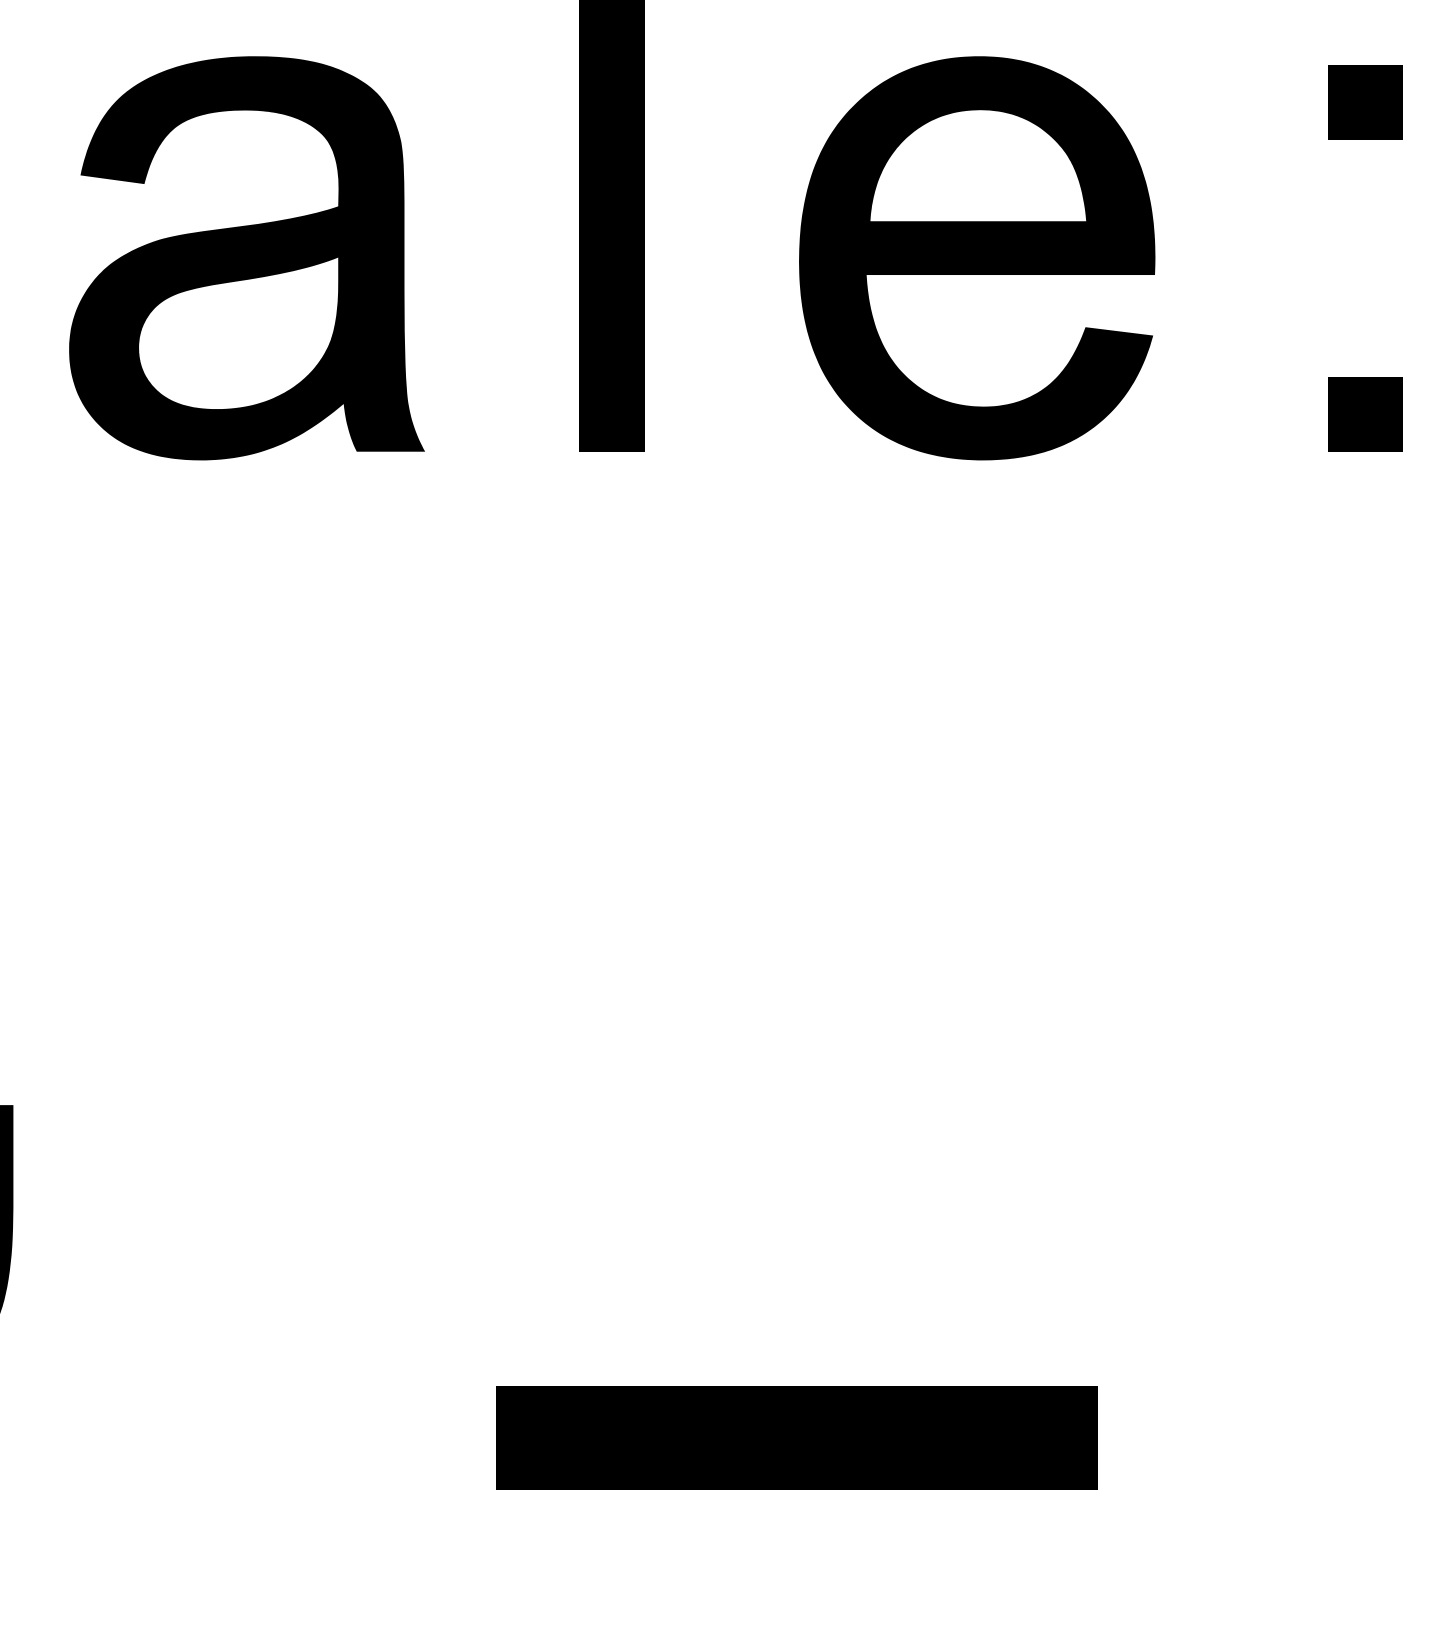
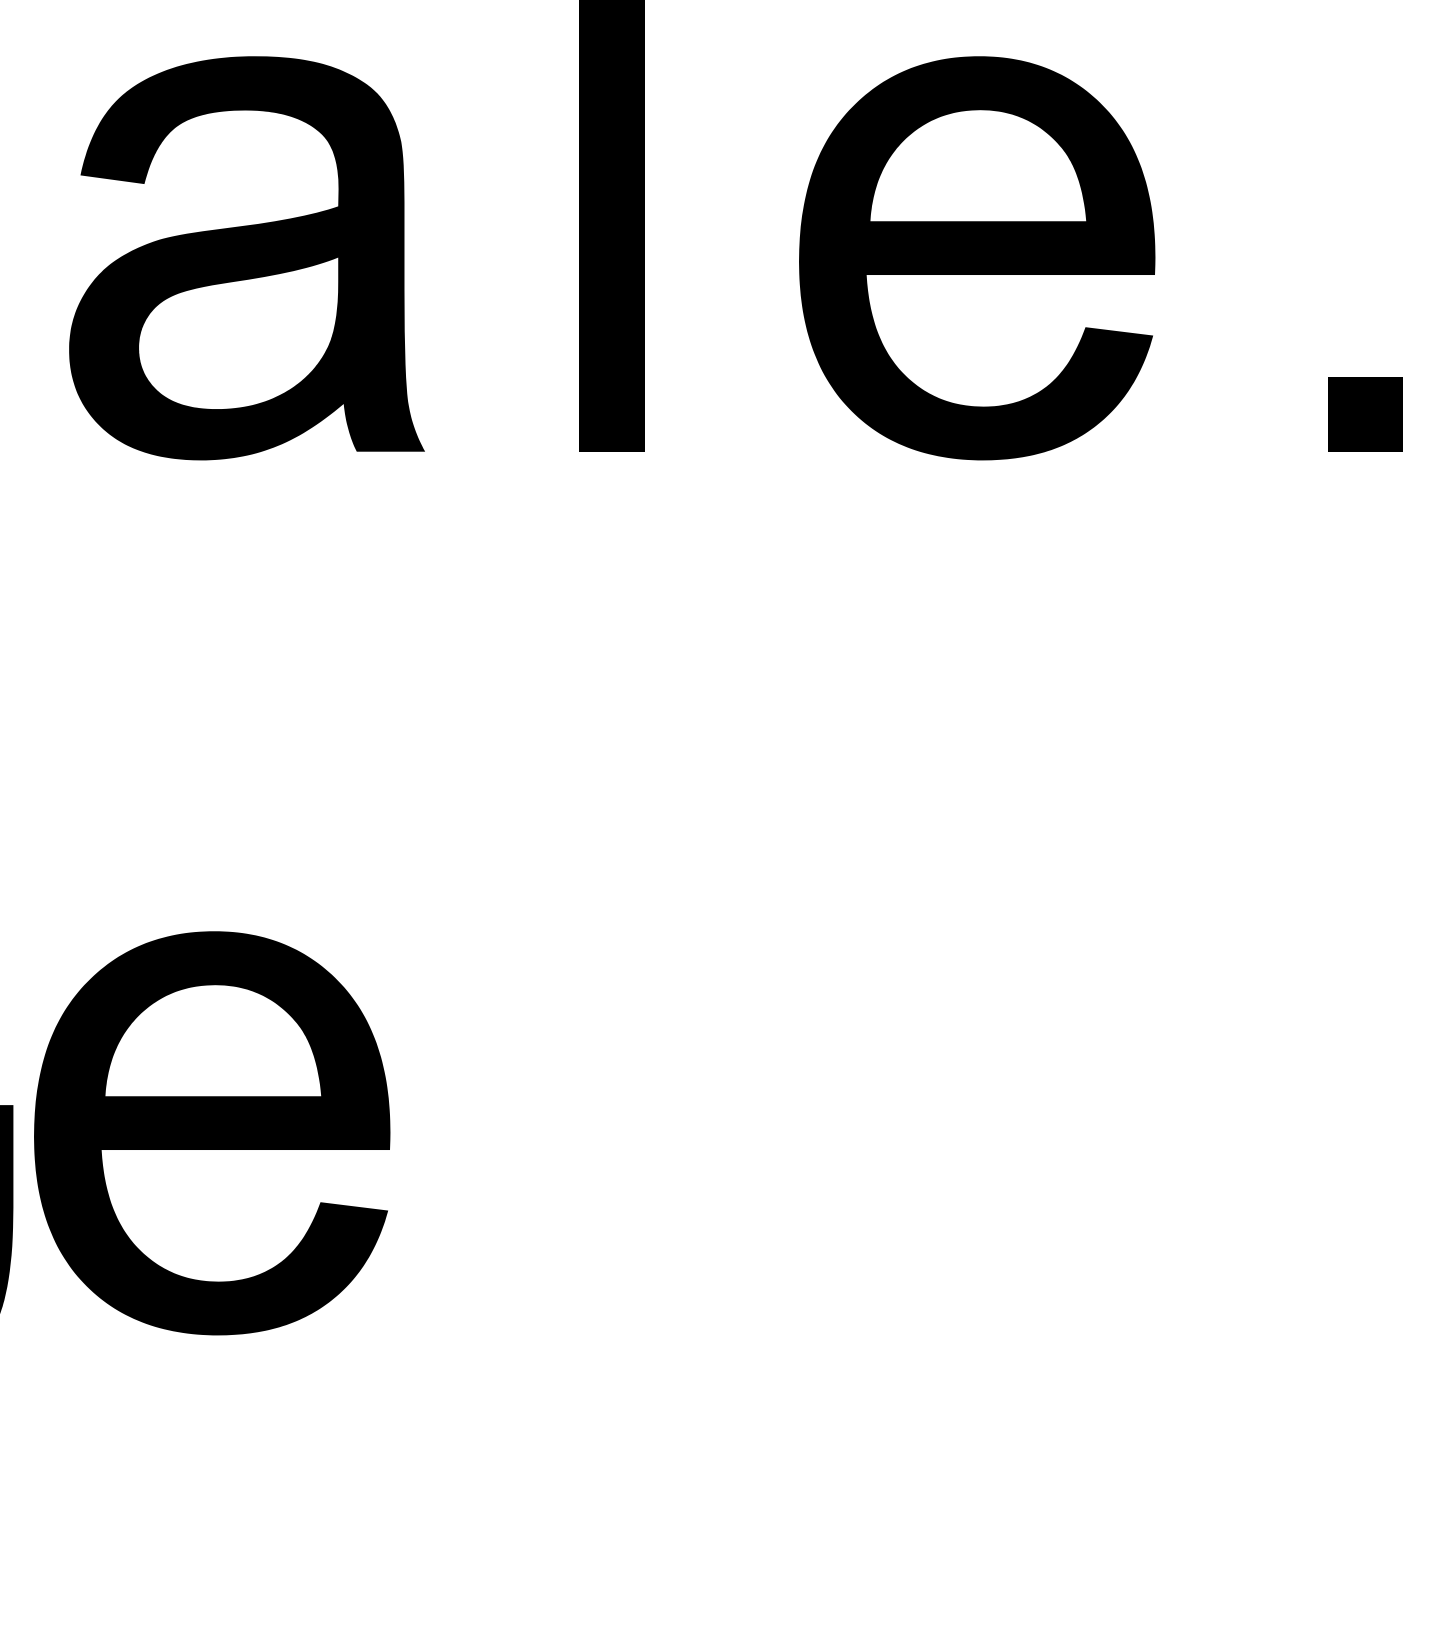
fill: present -> none (1365, 101)
part: none -> present (212, 1133)
fill: present -> none (796, 1437)
